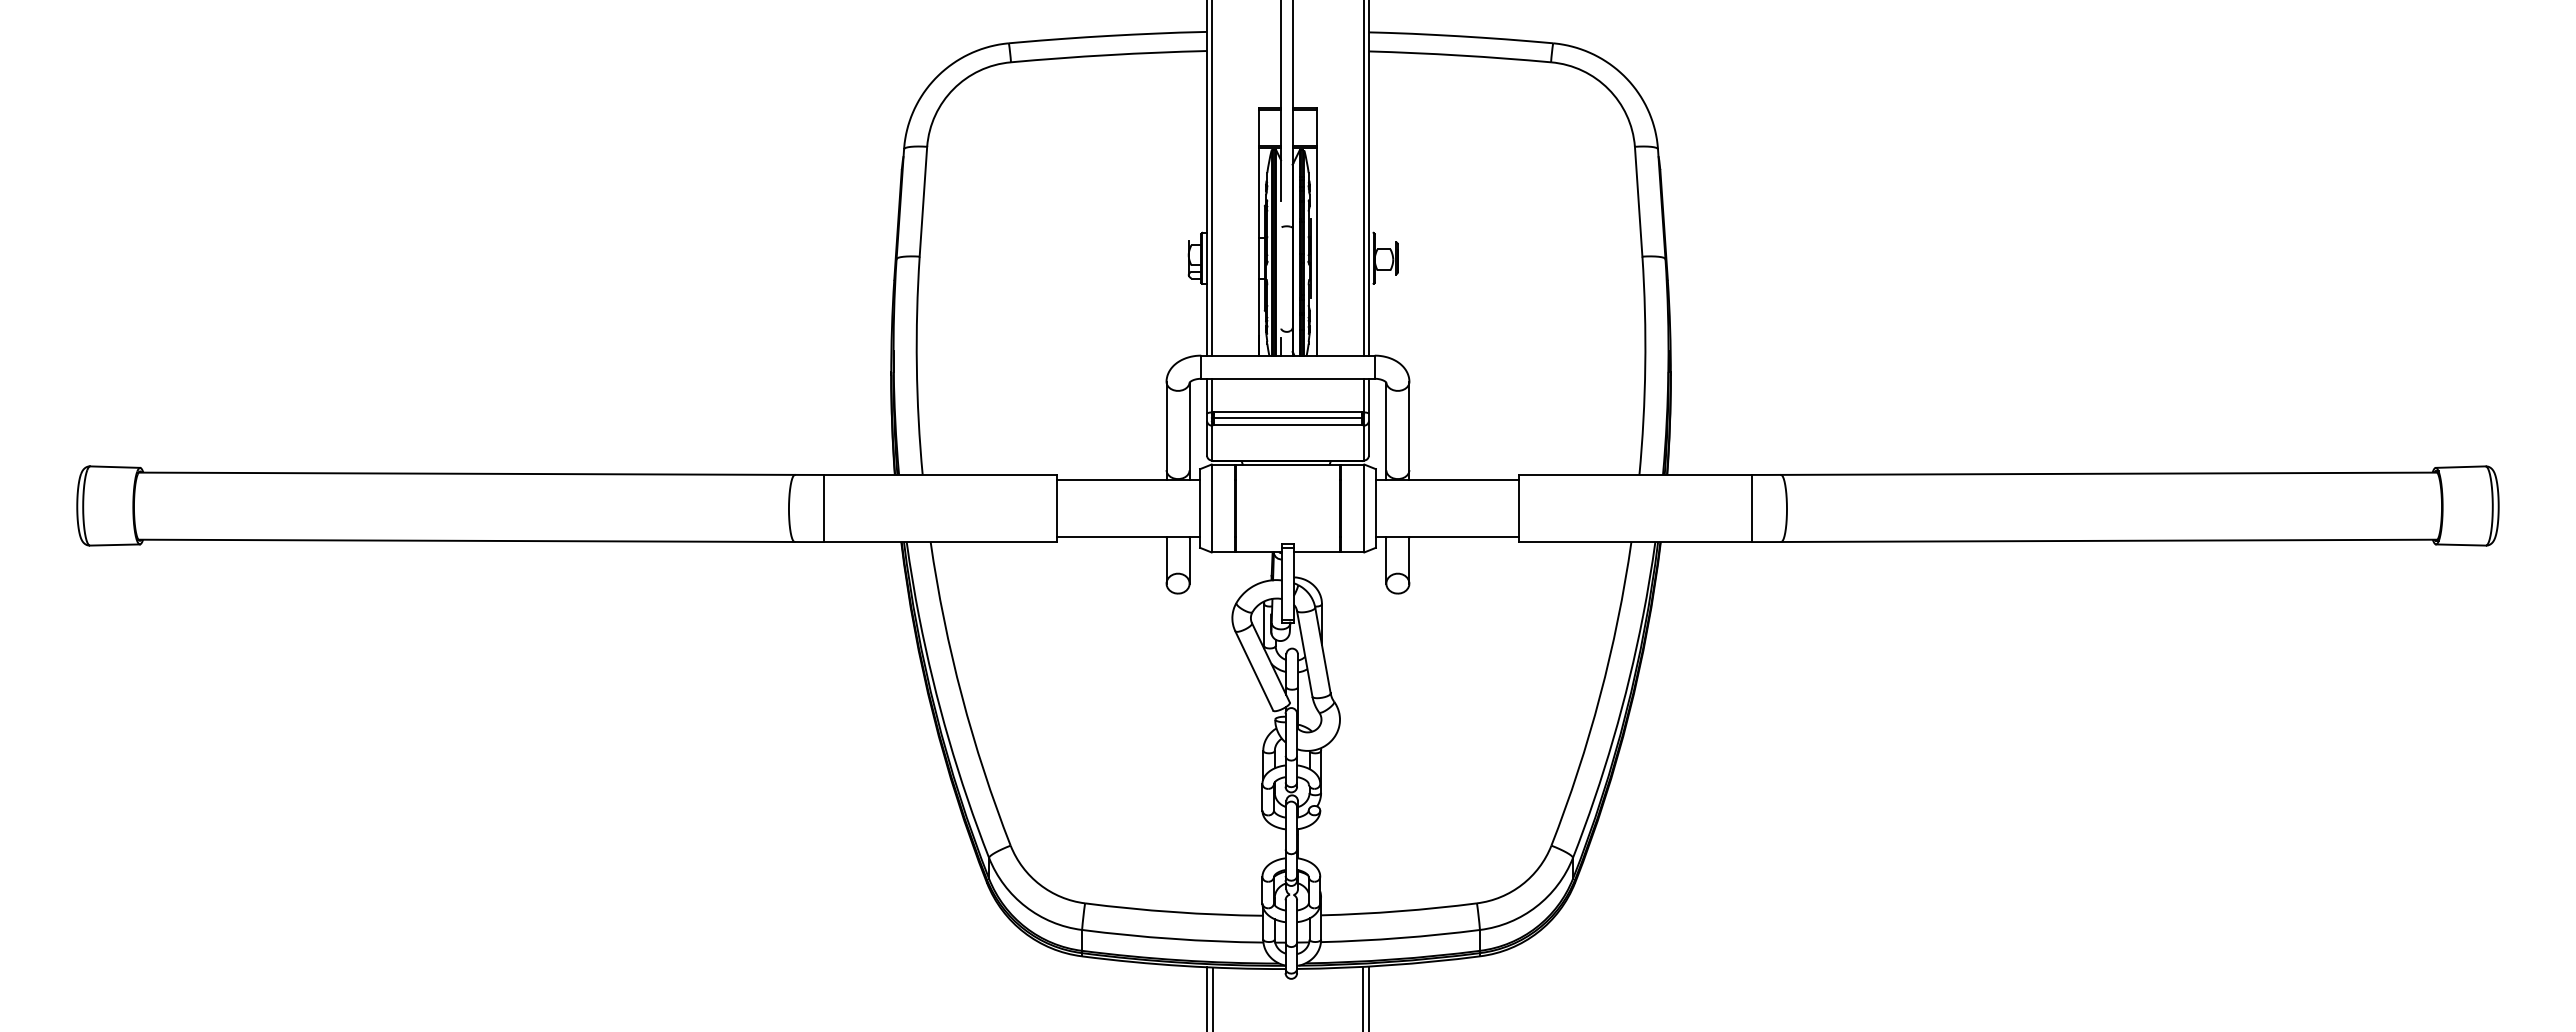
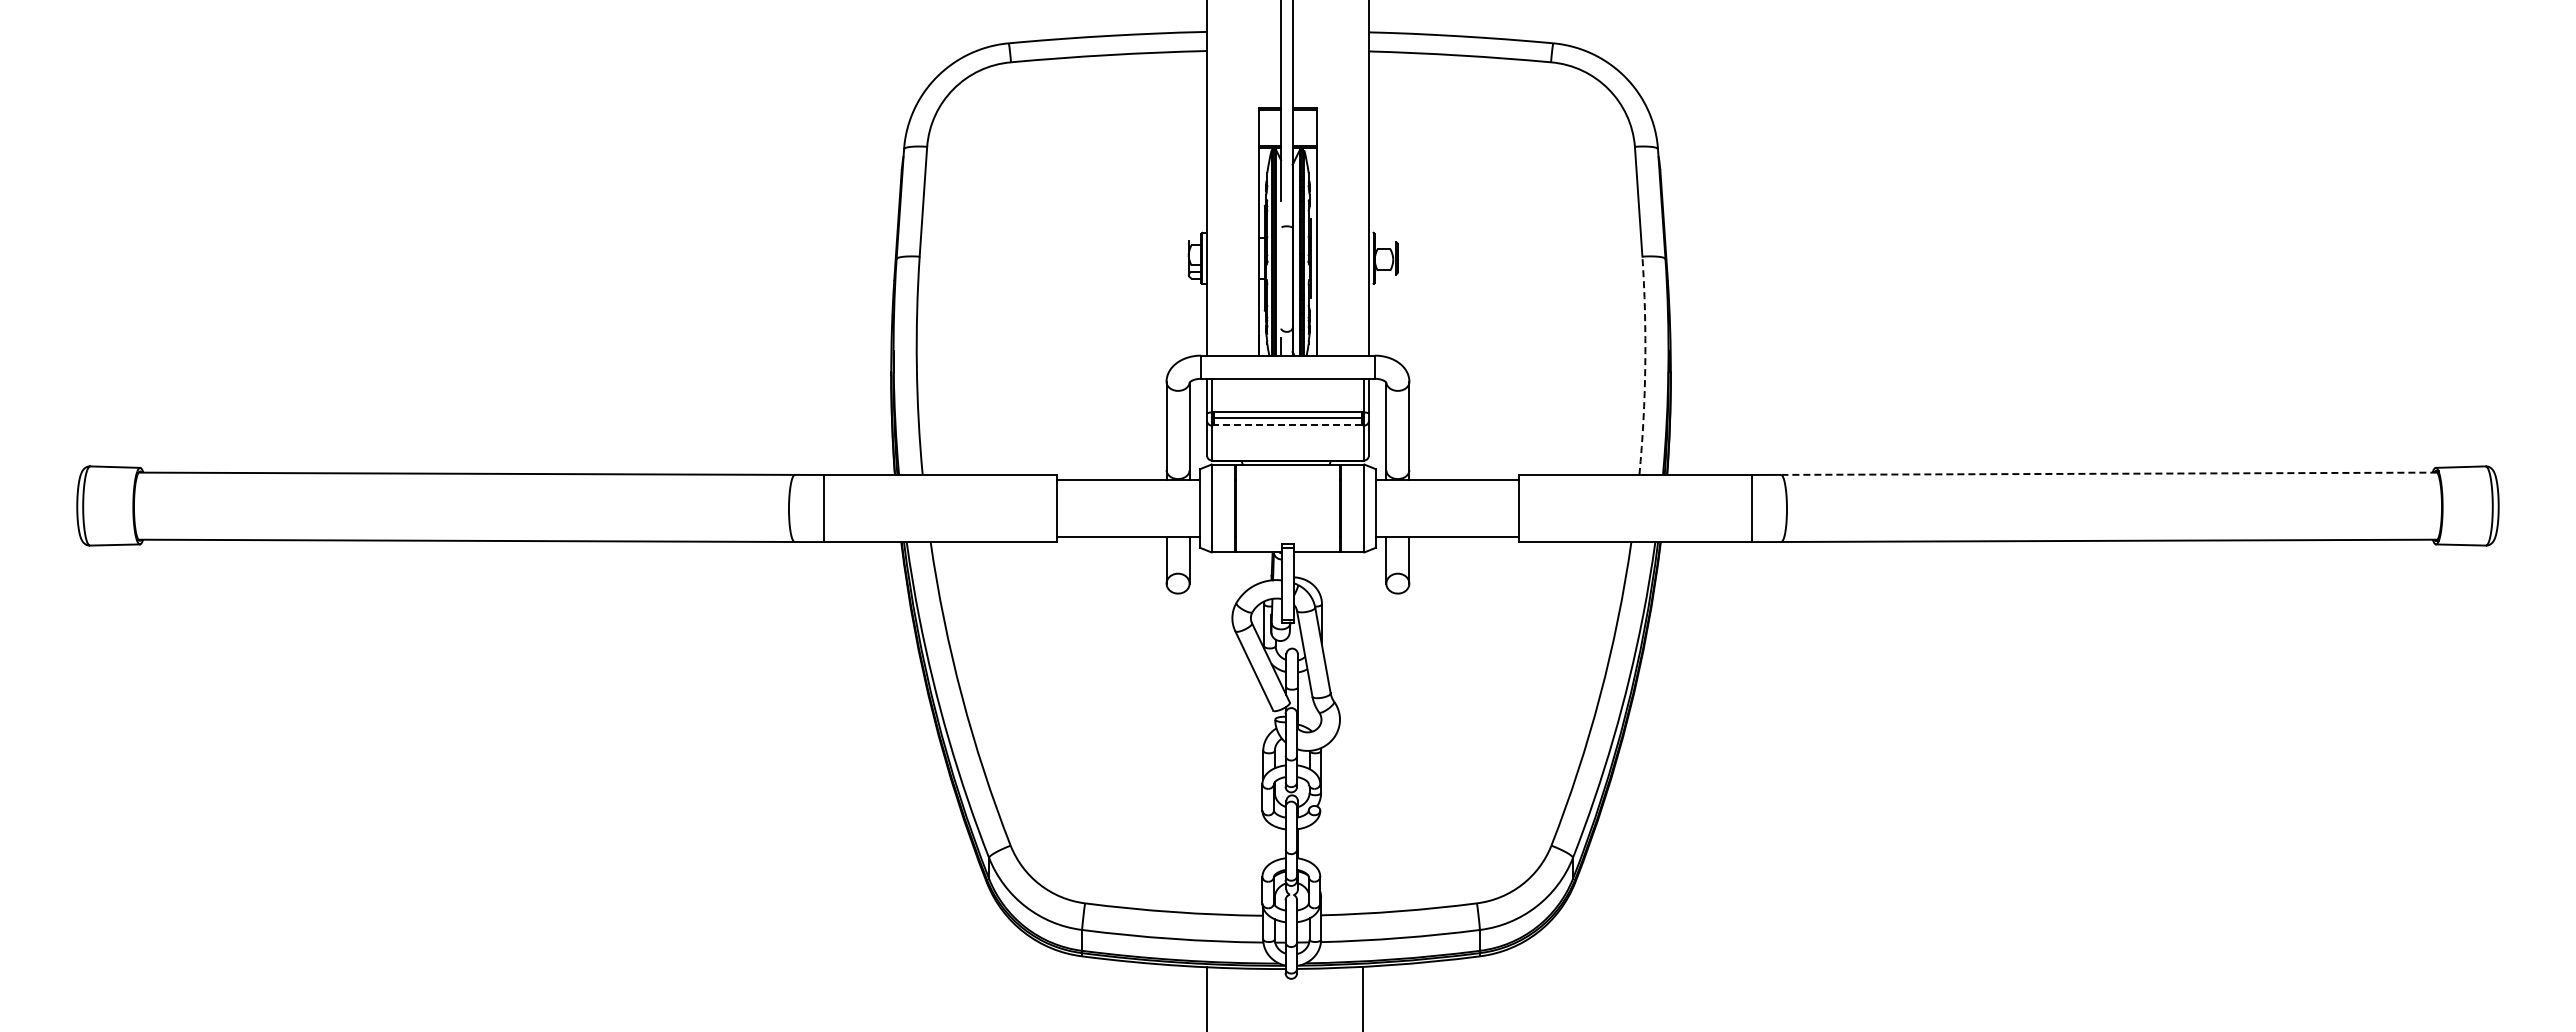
line: present -> none (1211, 178)
line: present -> none (1364, 178)
arc: solid -> dashed (1645, 365)
line: solid -> dashed (1287, 425)
line: solid -> dashed (2108, 473)
line: present -> none (1212, 997)
line: present -> none (1368, 997)
